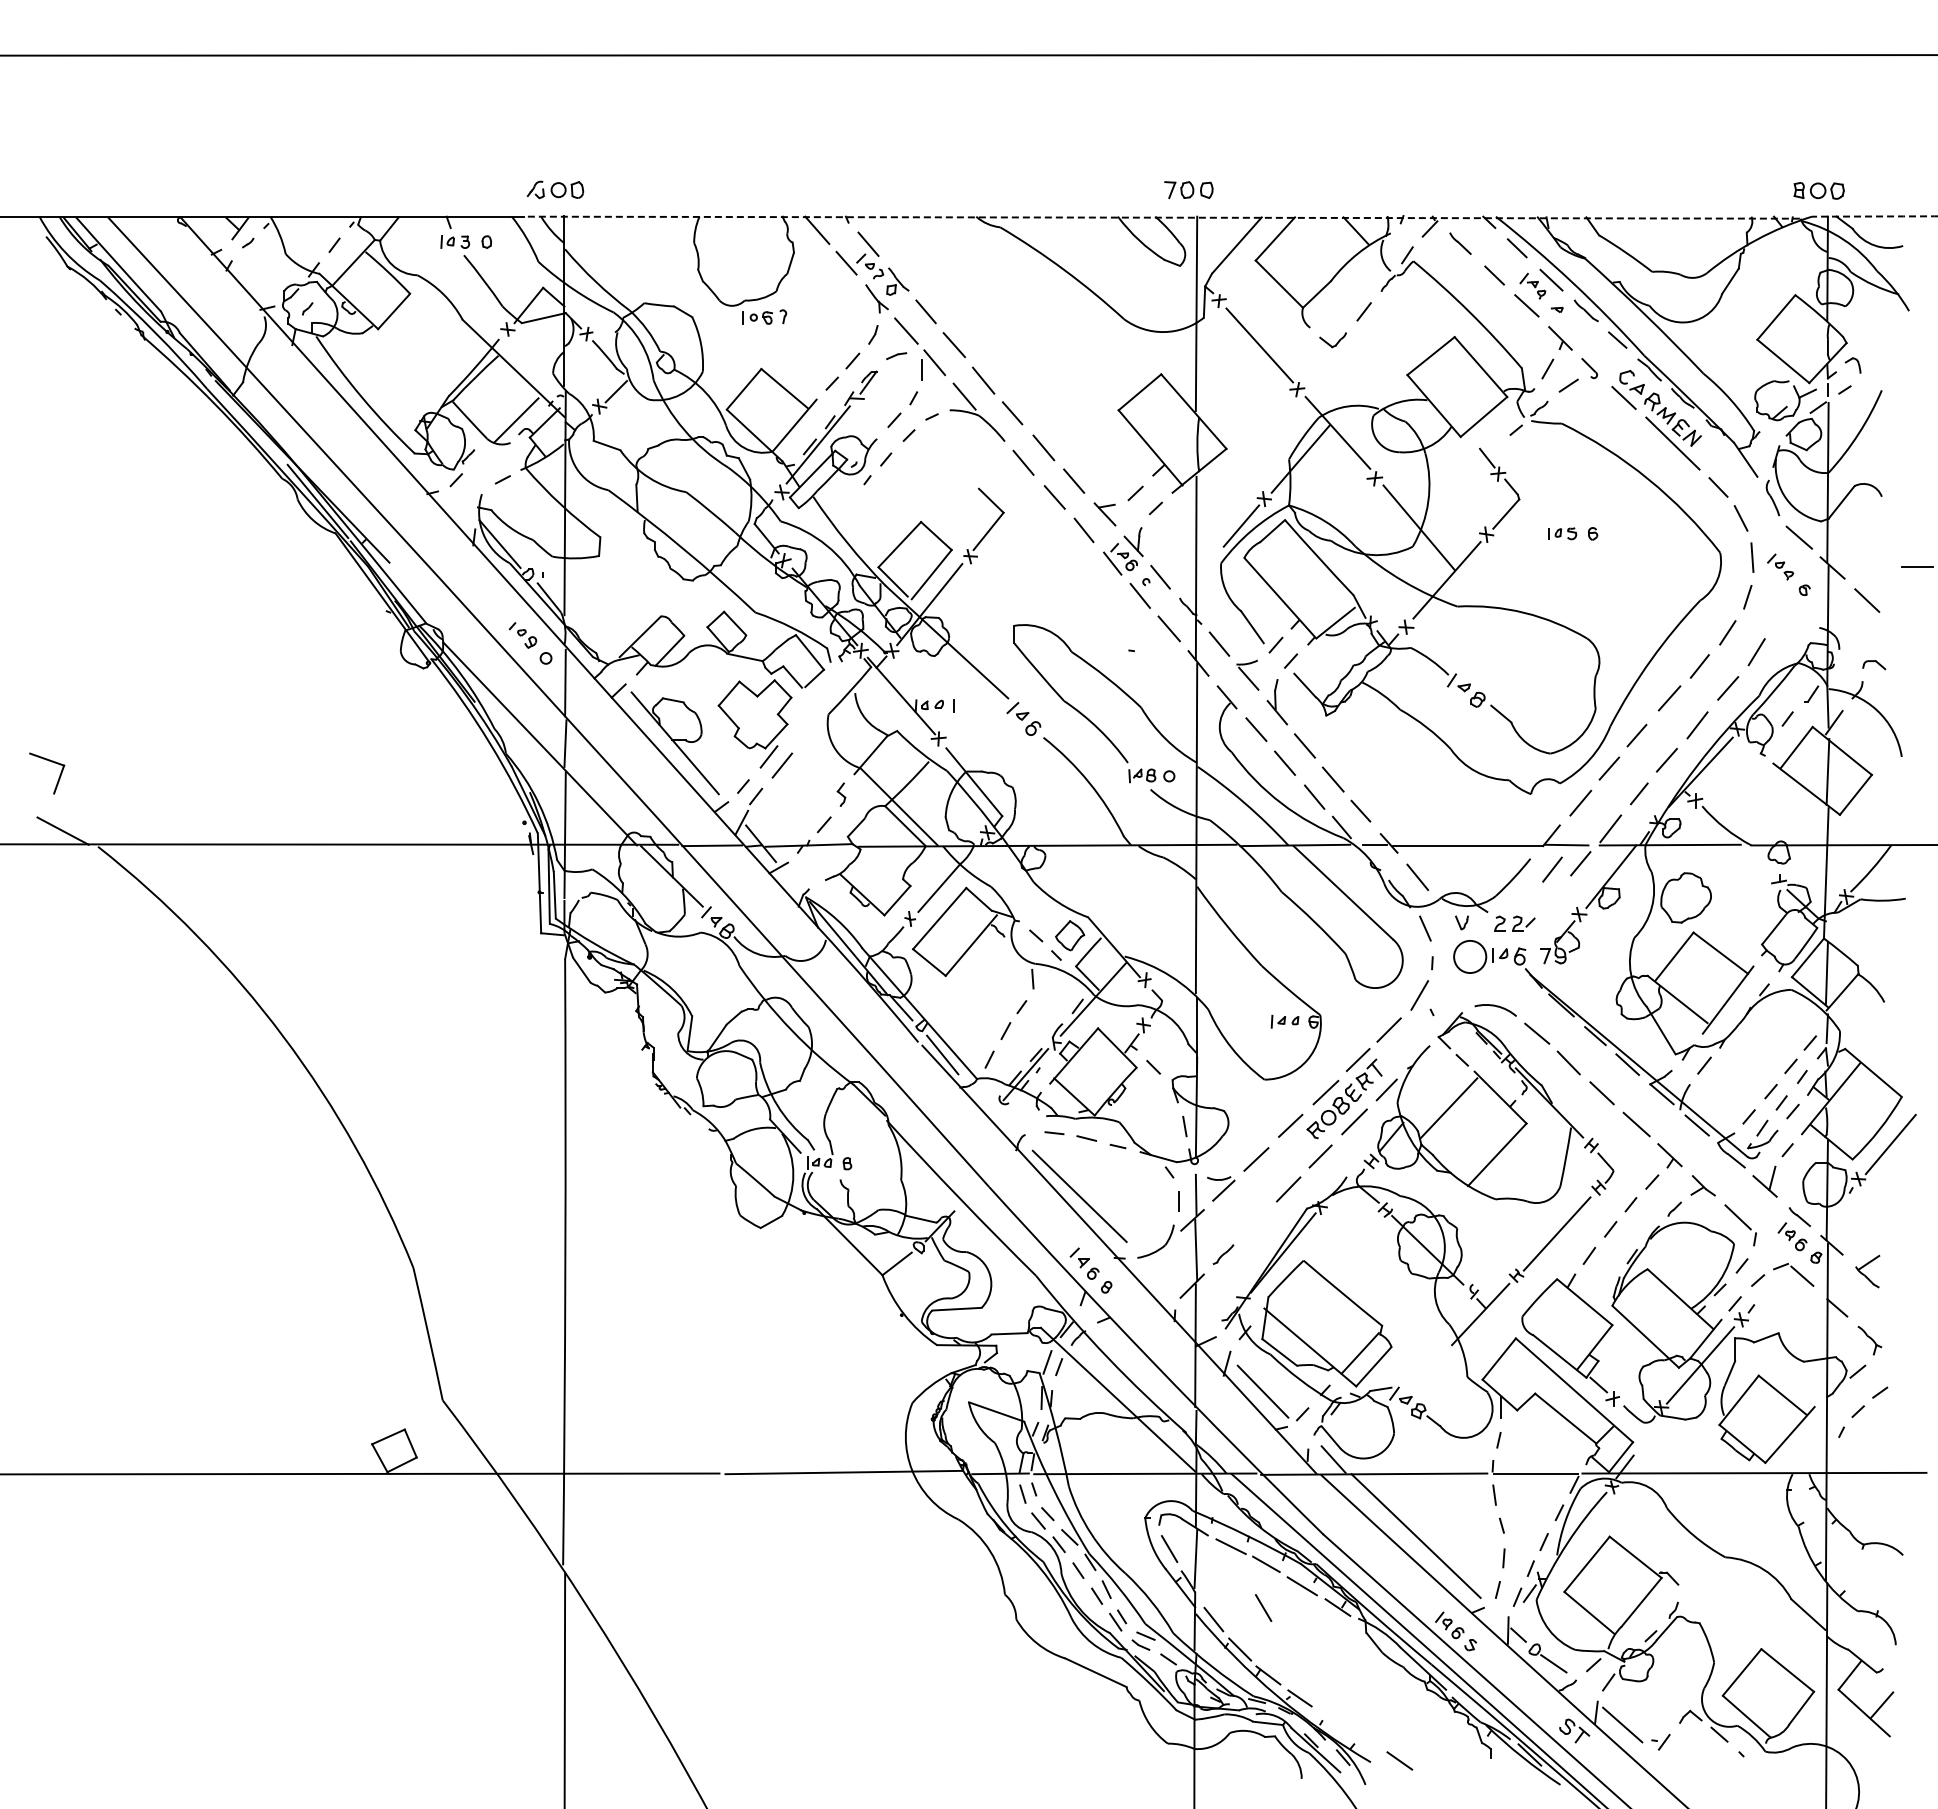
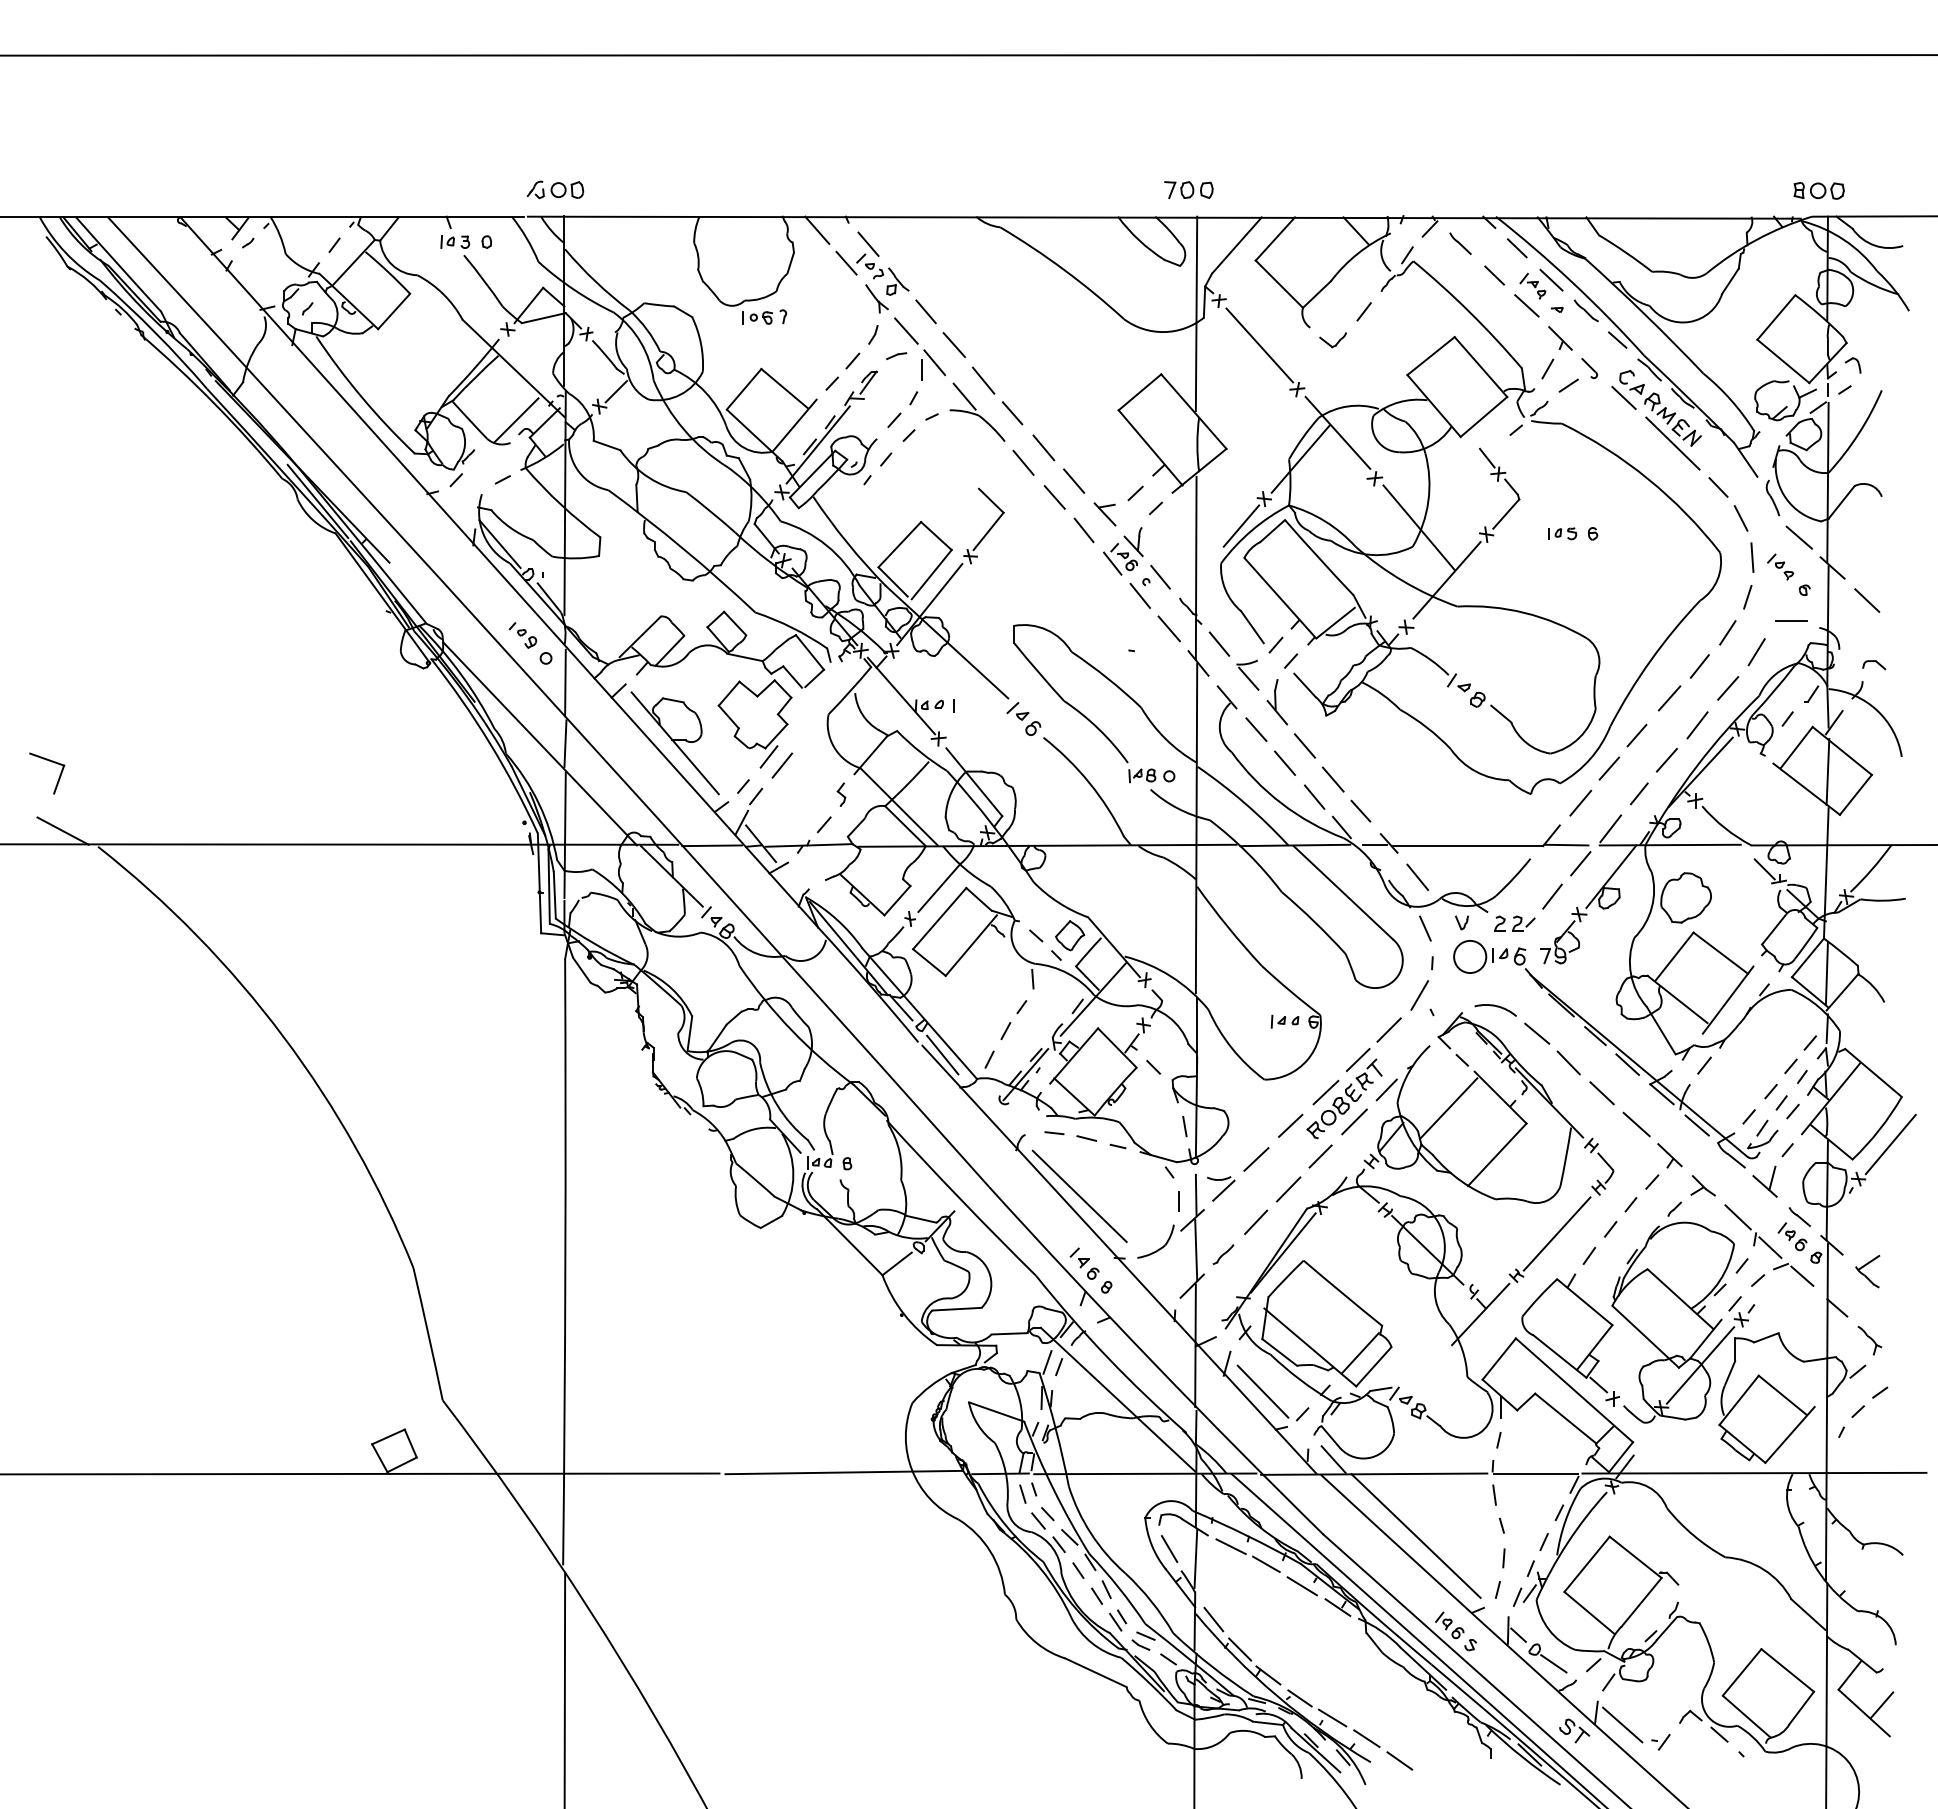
arc: dashed -> solid (1874, 216)
line: dashed -> solid (1164, 217)
line position: (1917, 566) -> (1791, 620) (1791, 620)
line position: (1552, 869) -> (1552, 896) (1552, 896)
line: none -> present (1764, 869)
line: none -> present (1256, 1221)
line: none -> present (1770, 1247)
line: present -> none (1263, 1607)
line: none -> present (1332, 1717)
line: none -> present (1366, 1738)
